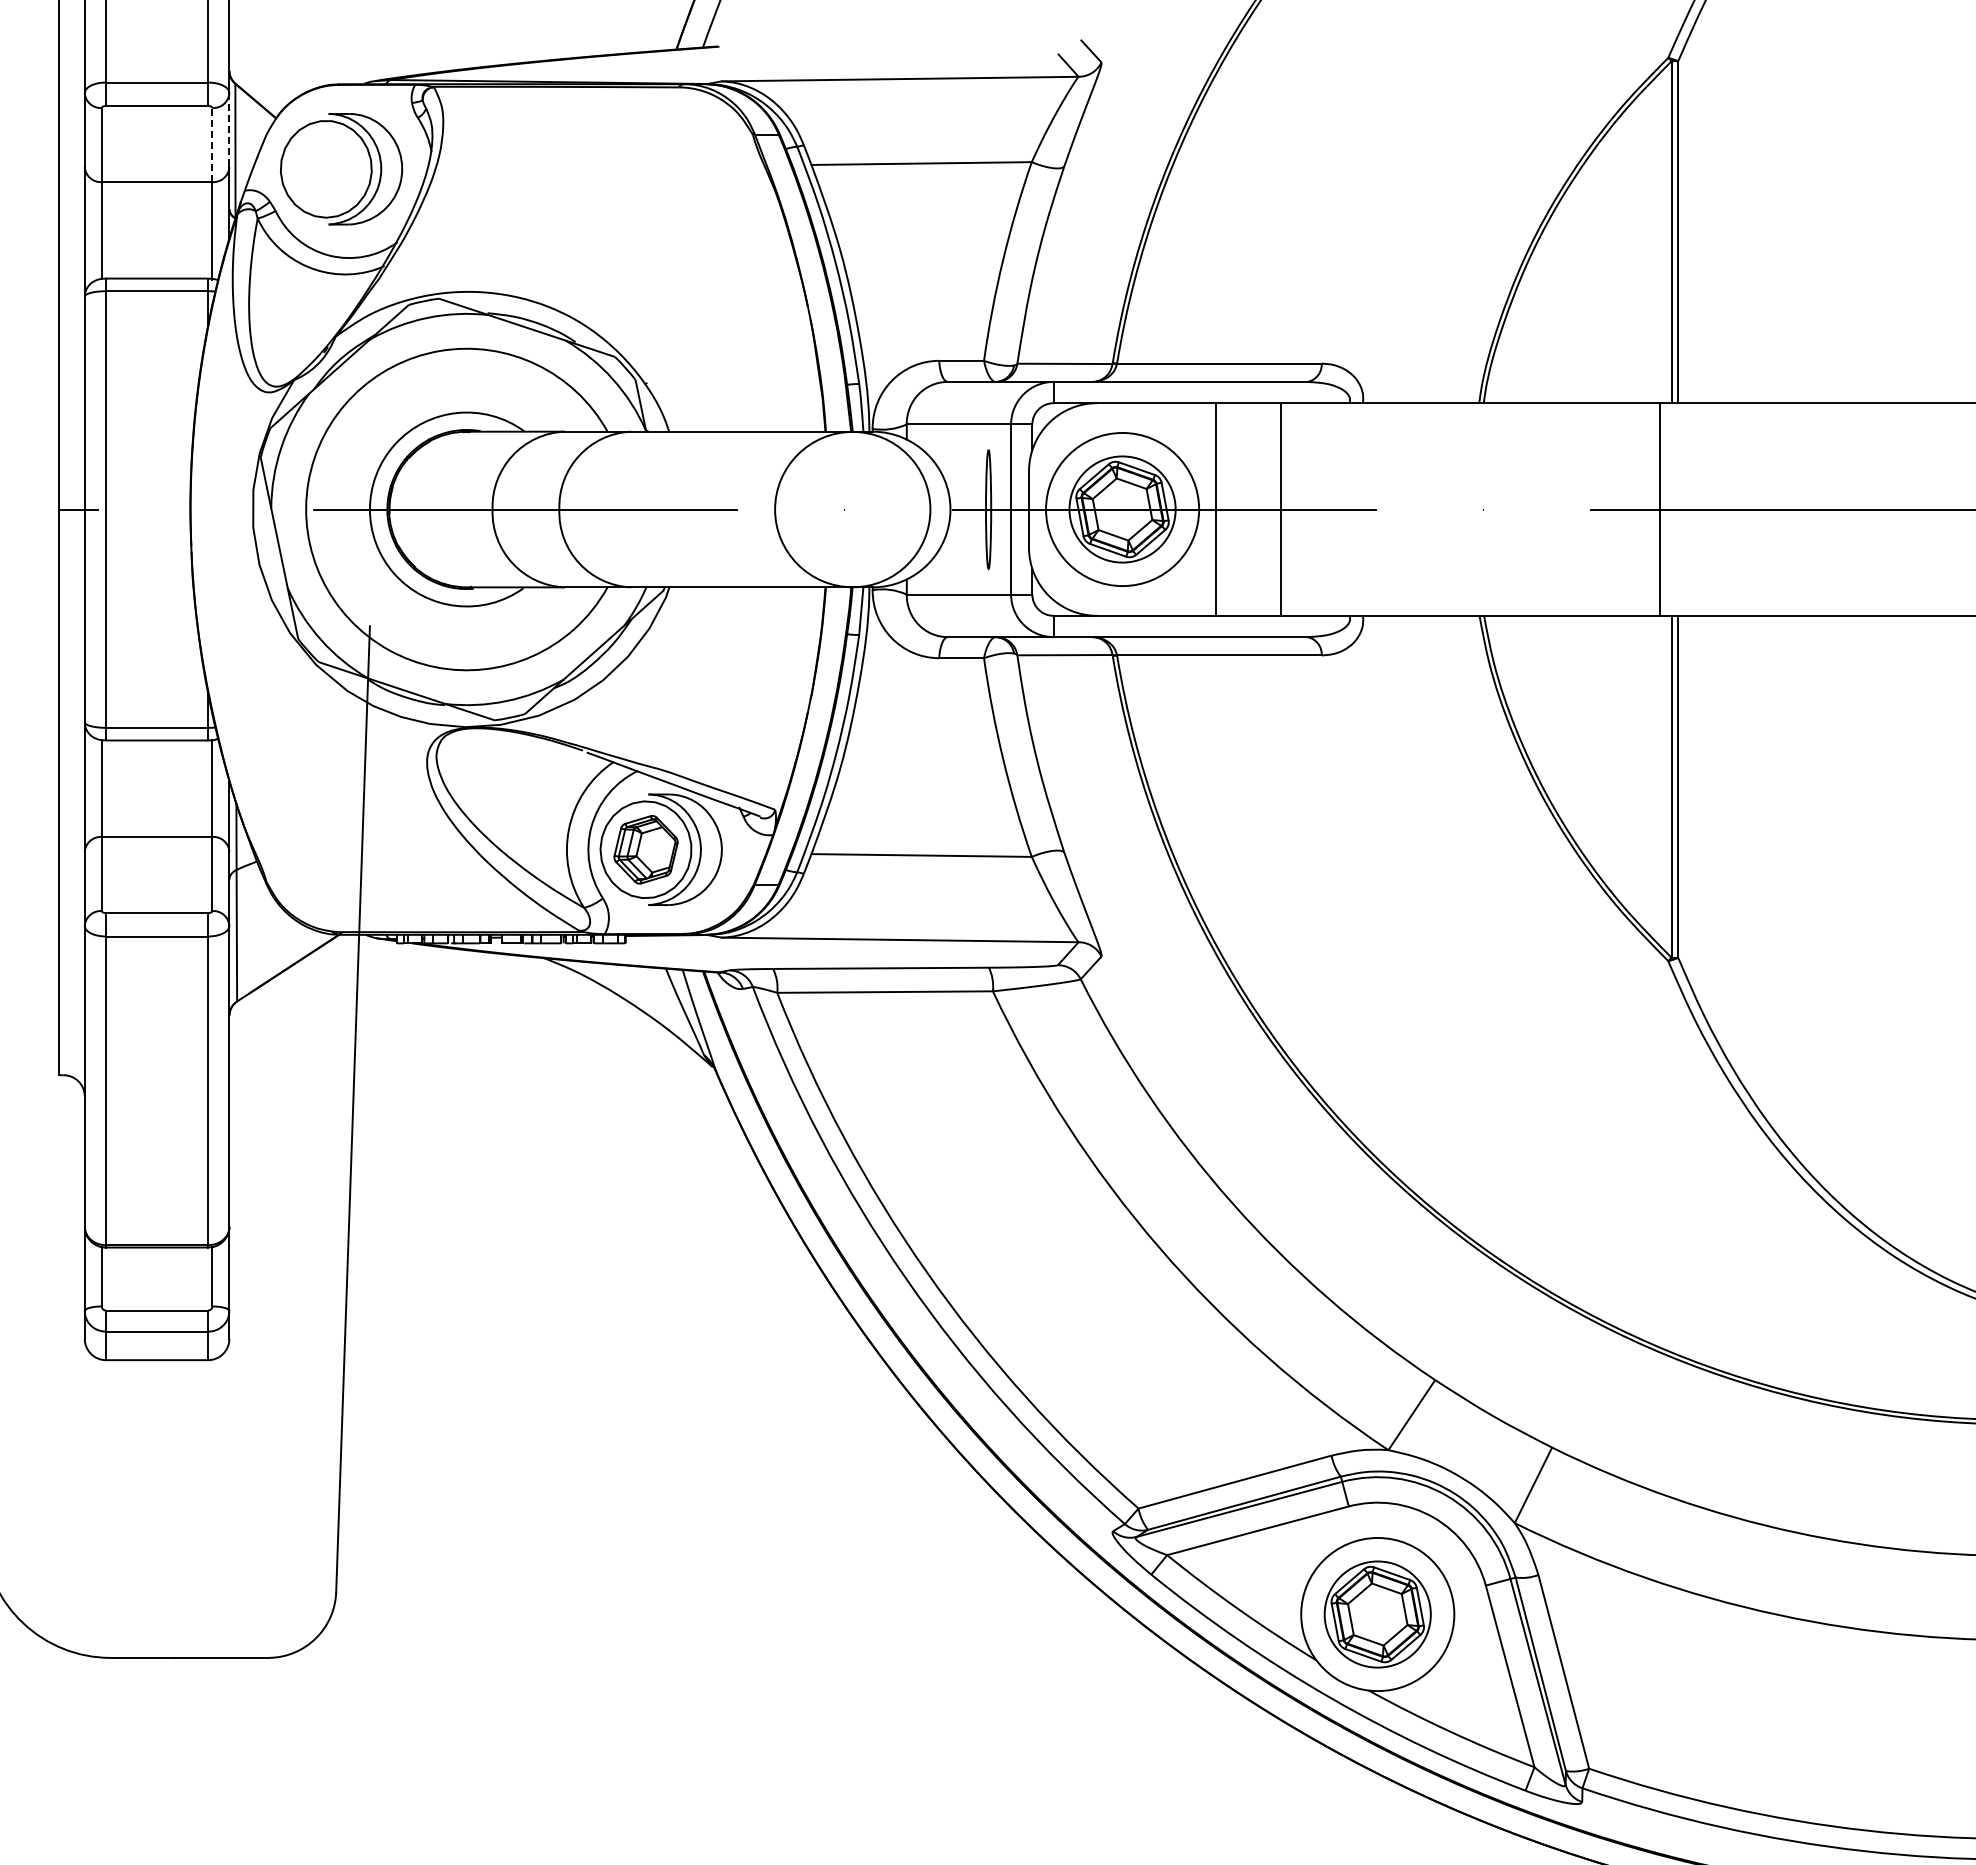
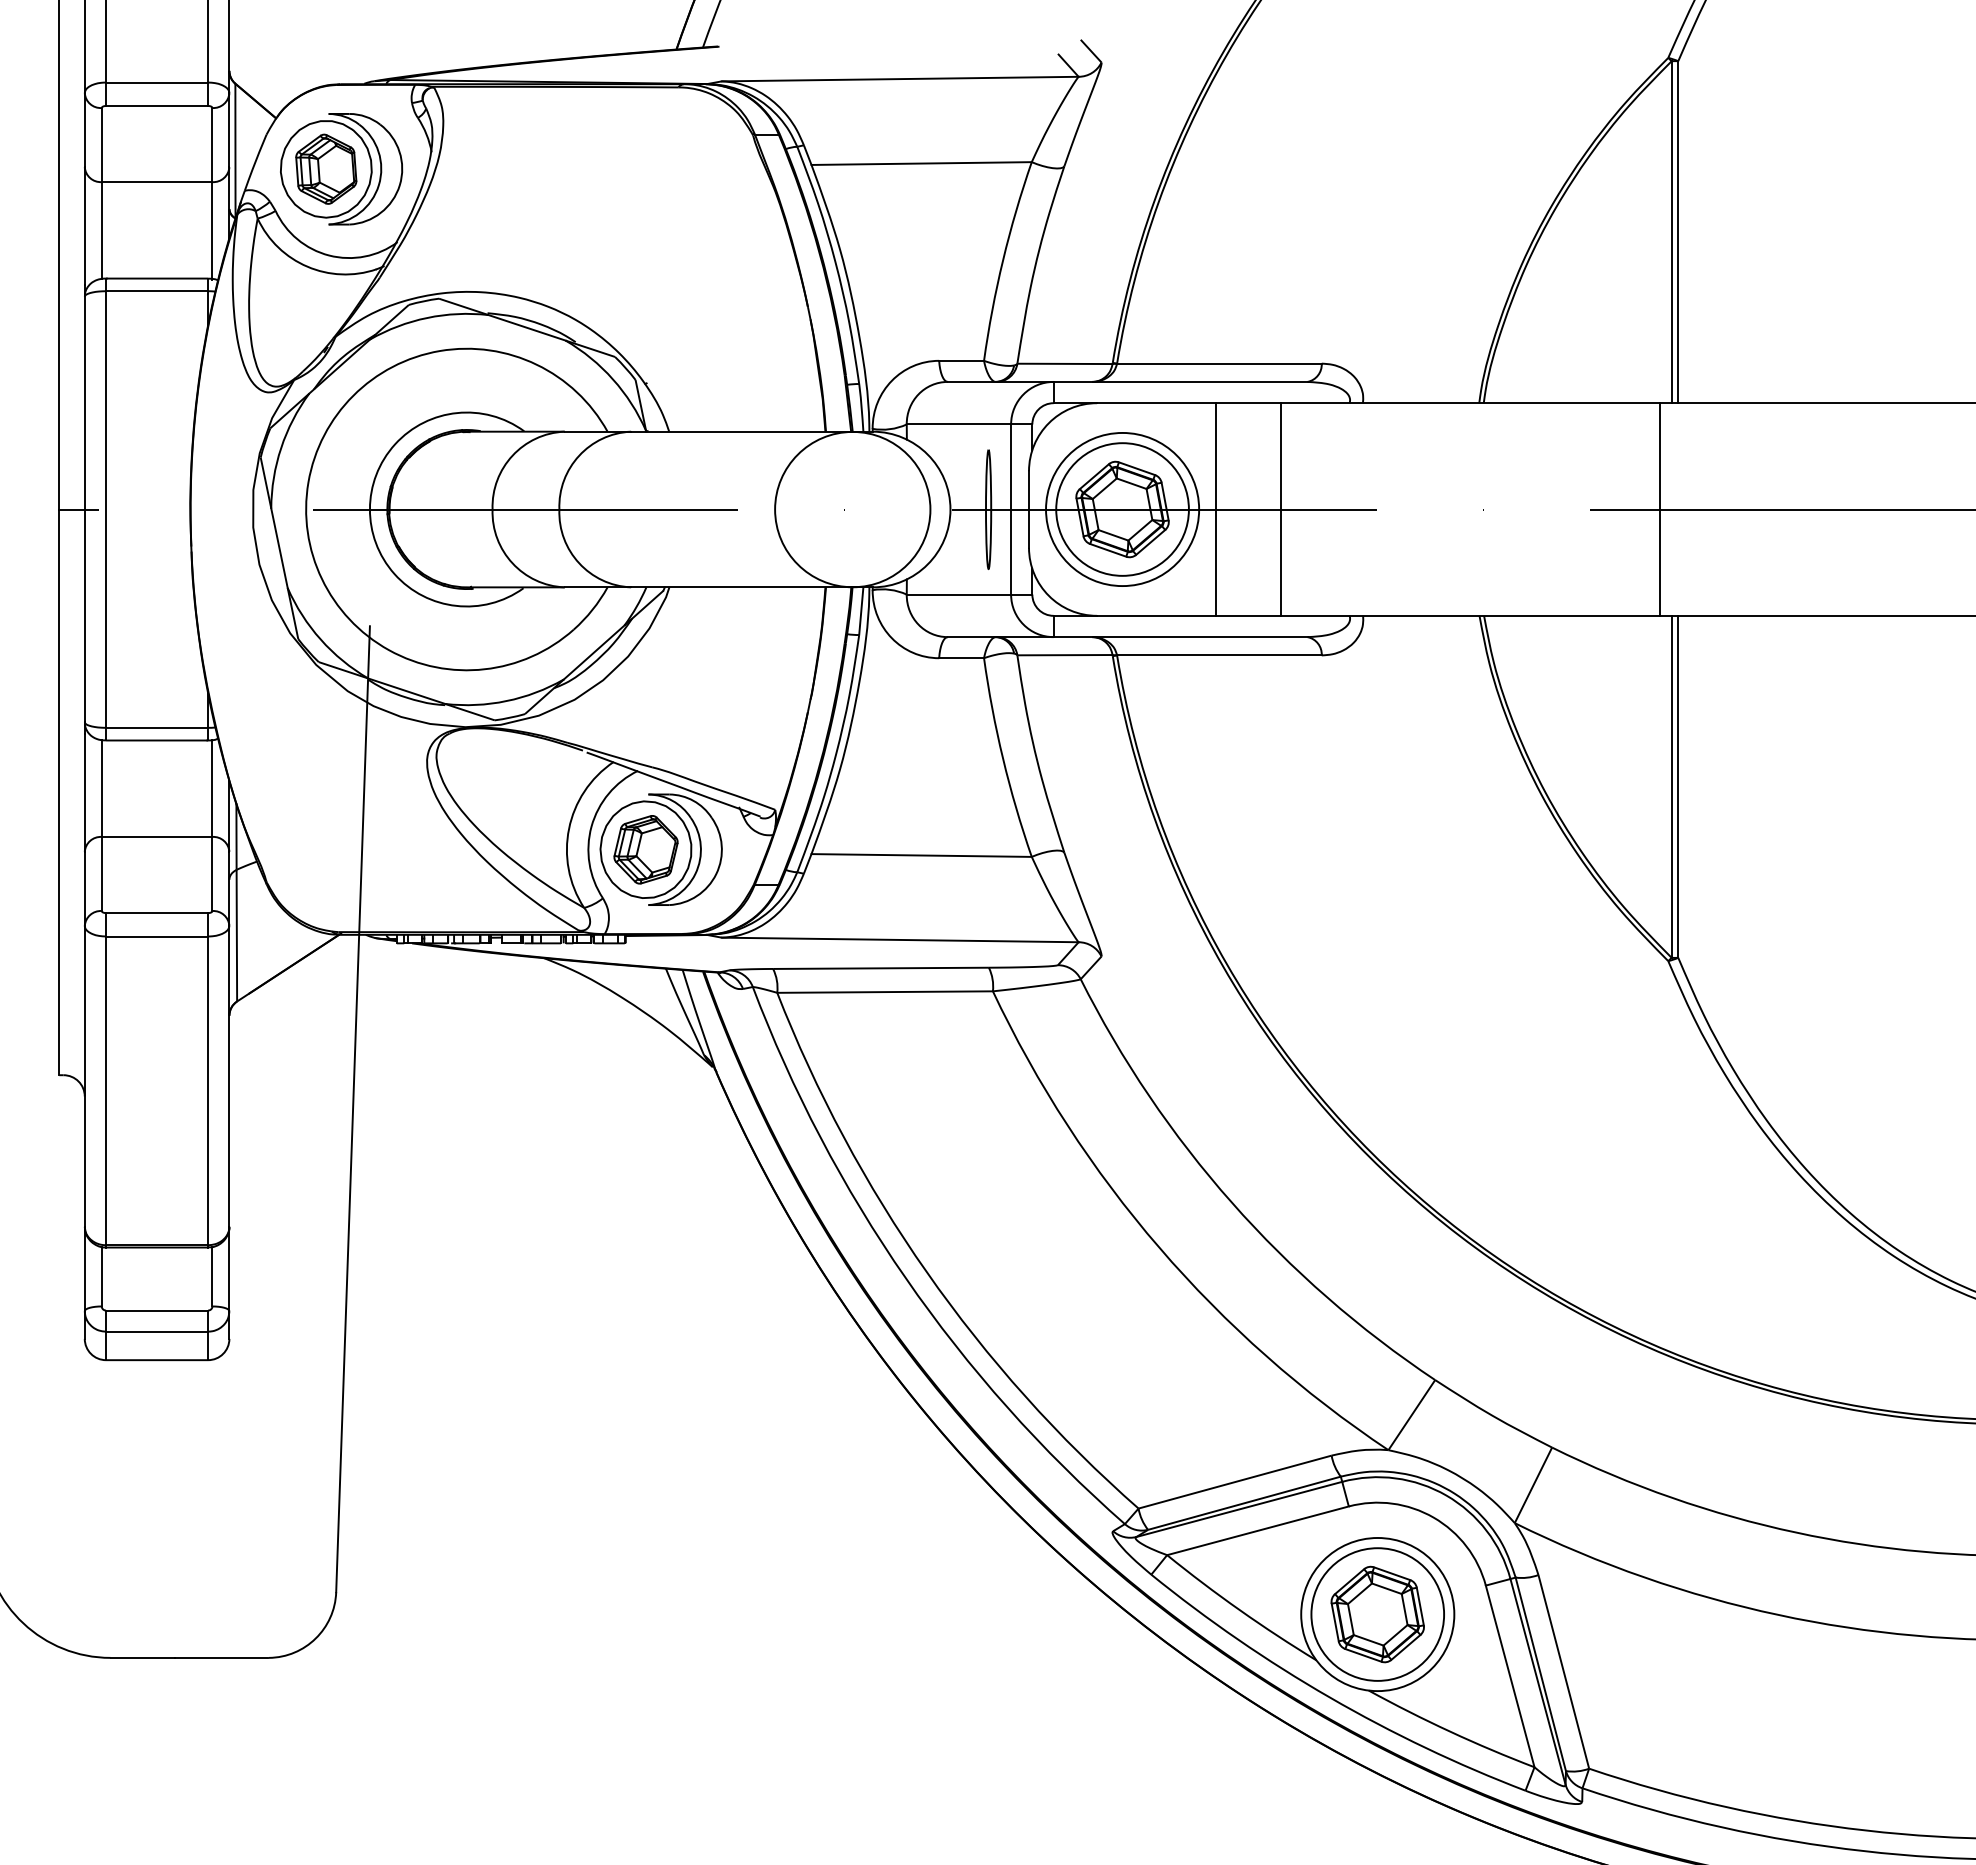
line: dashed -> solid (229, 130)
line: dashed -> solid (212, 144)
part: none -> present (326, 168)
circle diameter: 106 px -> 133 px (1122, 509)
circle diameter: 106 px -> 133 px (1377, 1614)
